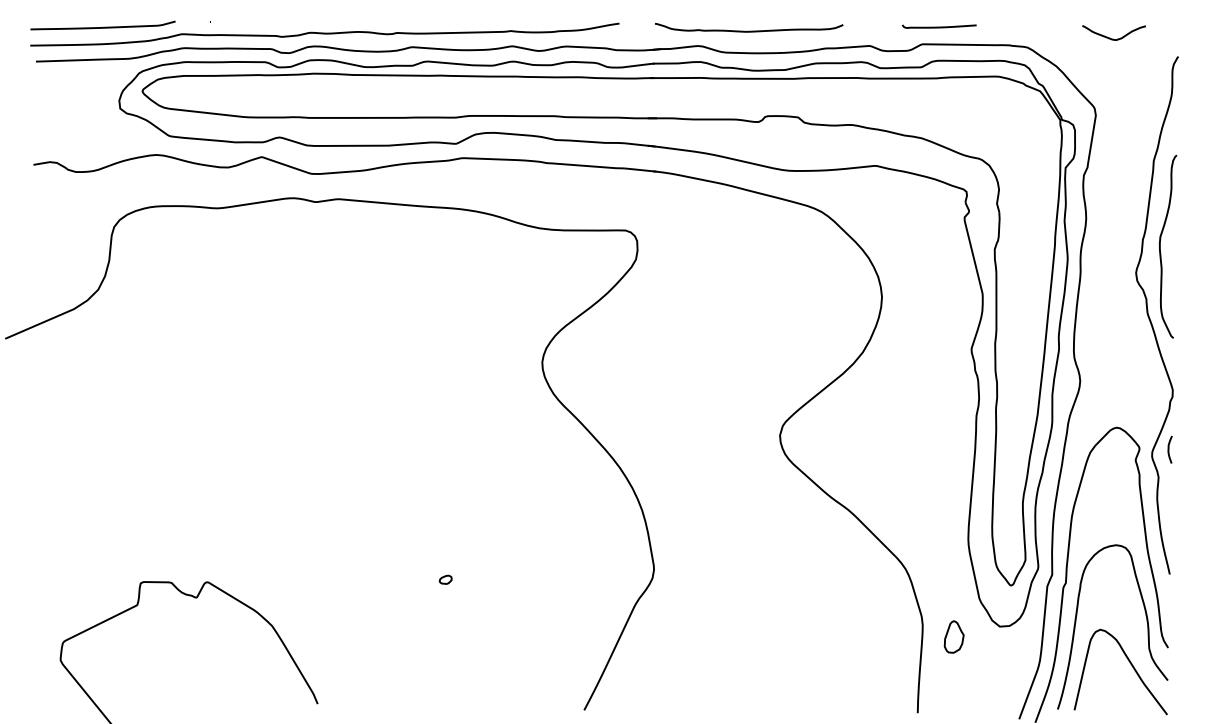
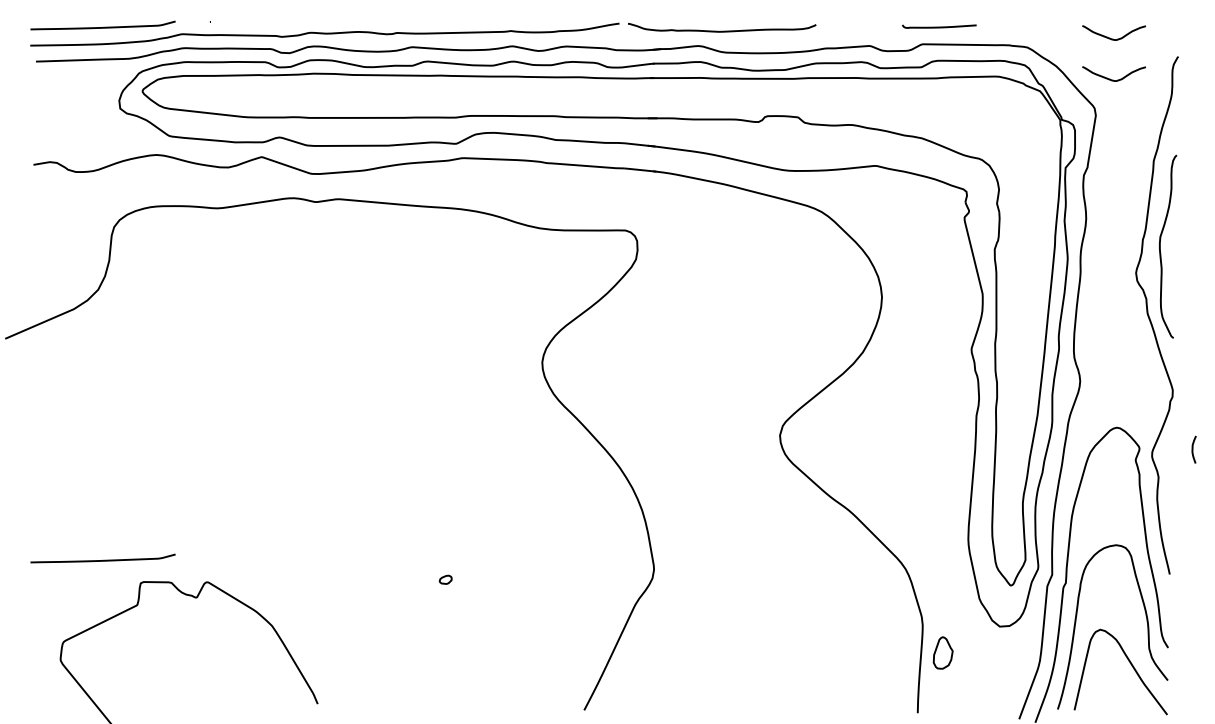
curve position: (749, 30) -> (722, 30) (722, 30)
curve: none -> present (1110, 78)
curve position: (1169, 449) -> (1193, 449) (1193, 449)
curve: none -> present (103, 559)
part position: (953, 636) -> (942, 652) (942, 652)
